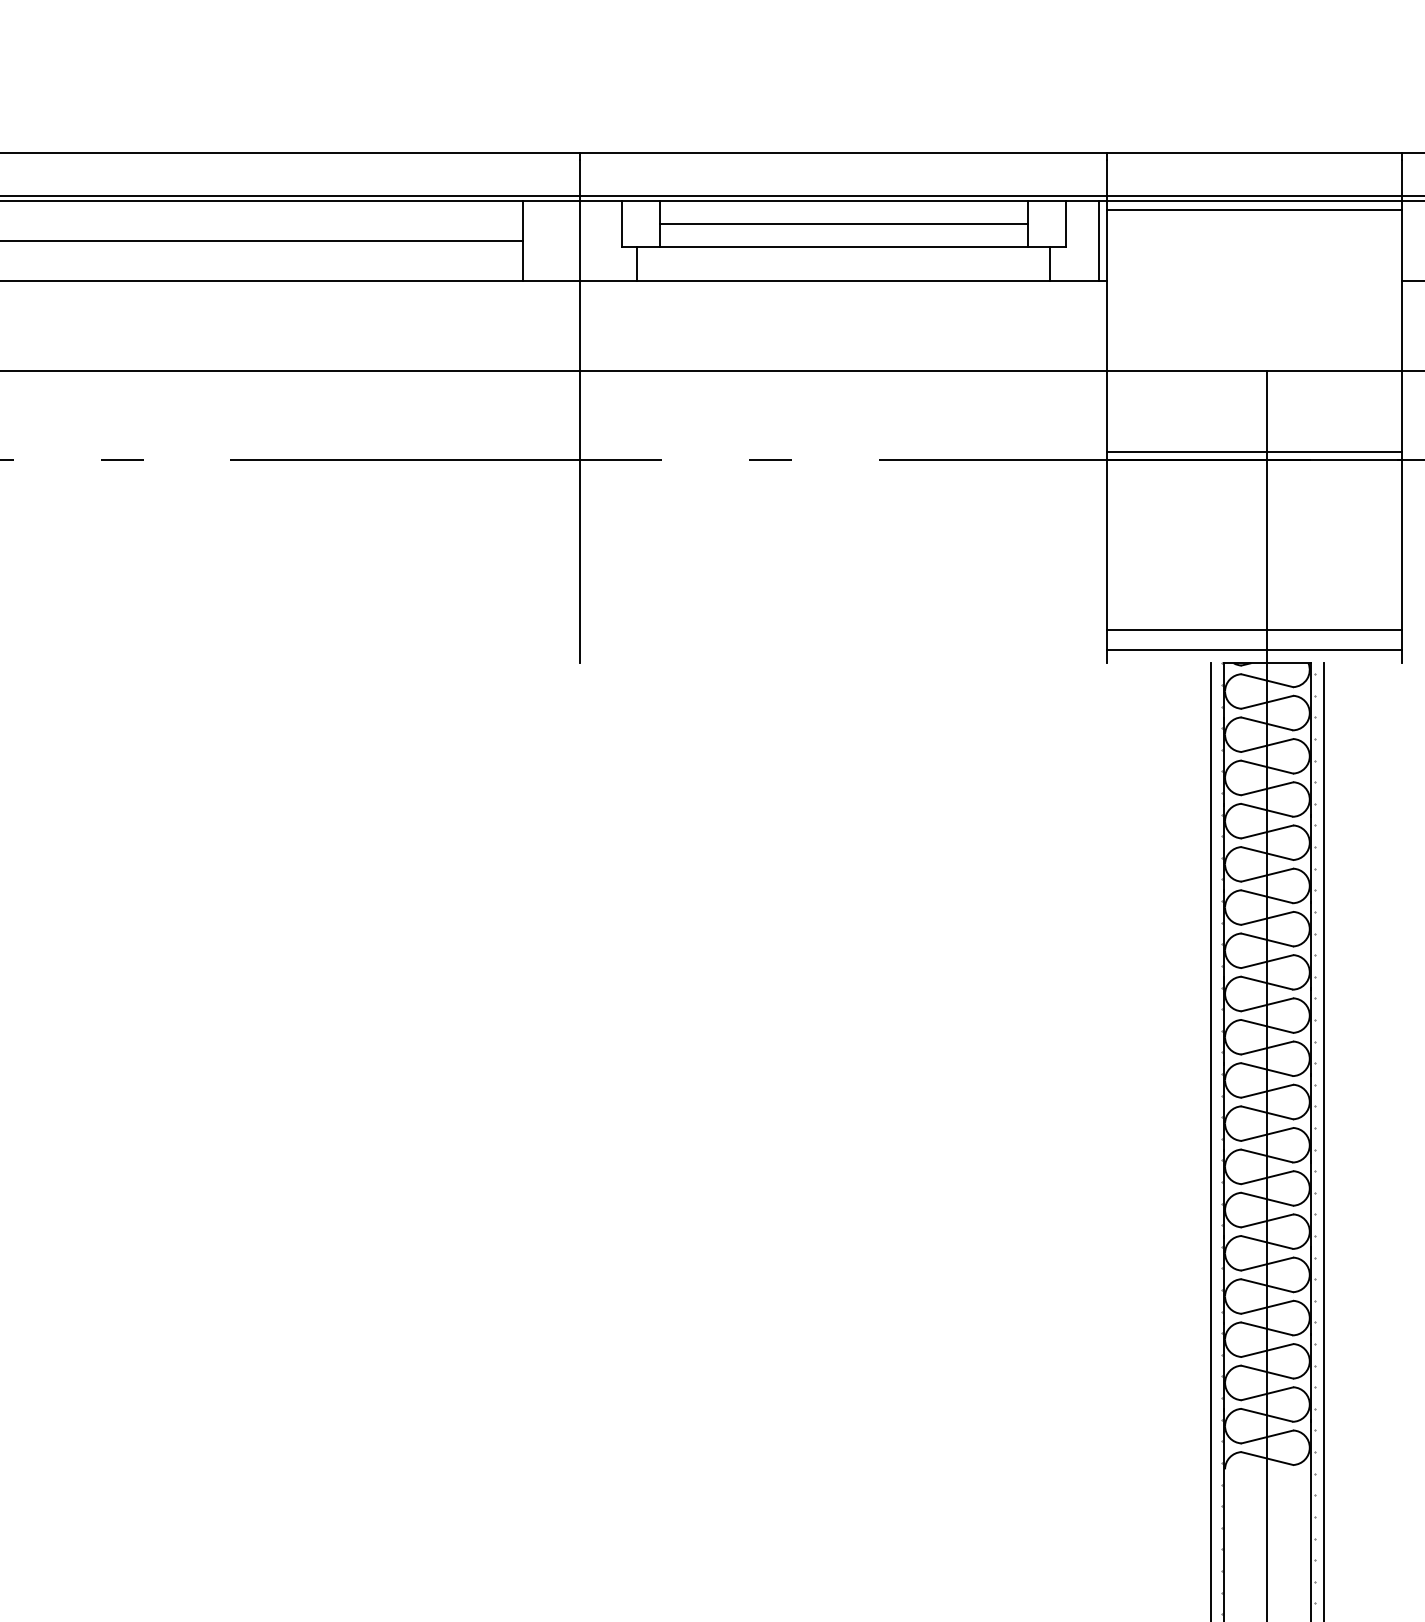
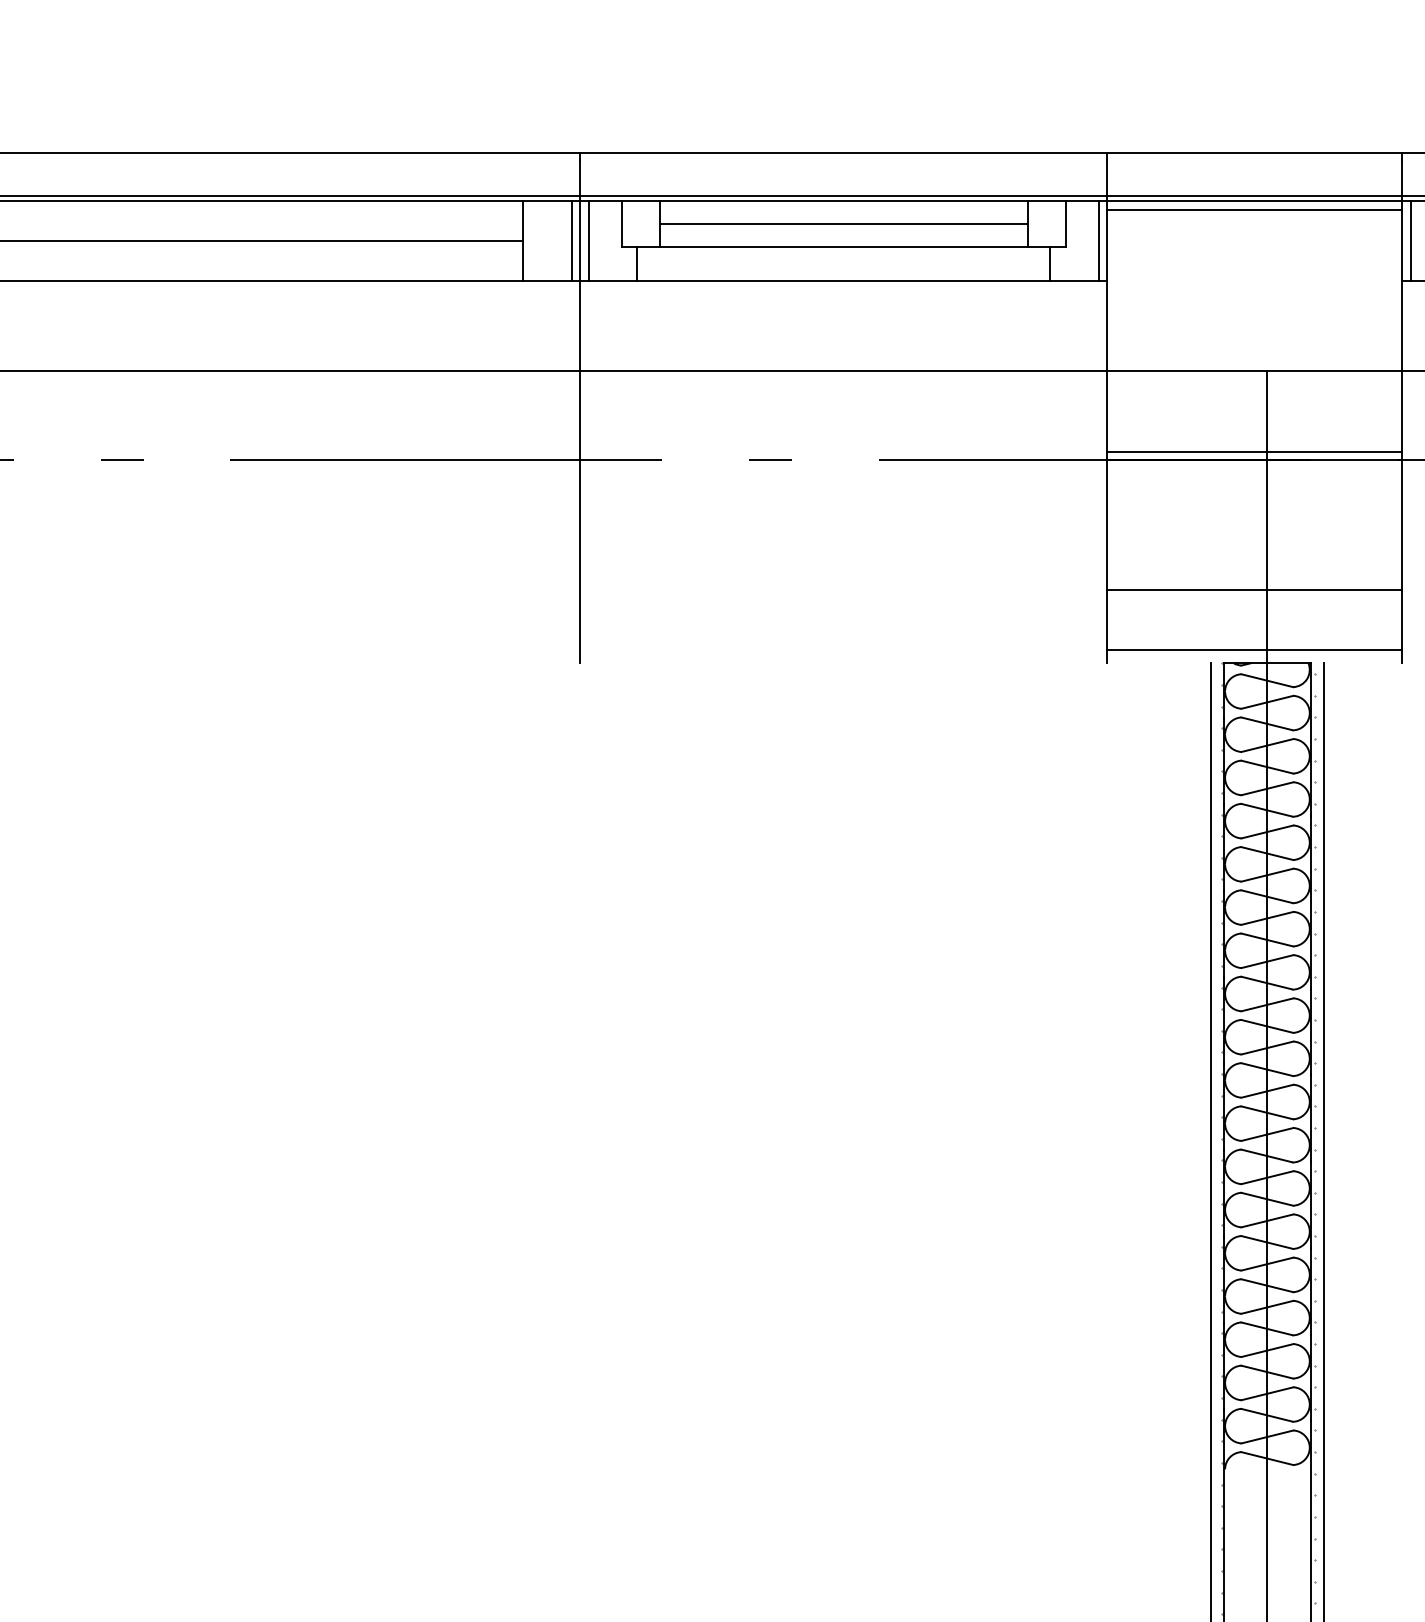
line: none -> present (571, 240)
line: none -> present (588, 240)
line: none -> present (1410, 240)
line position: (1254, 629) -> (1254, 589) (1254, 589)
